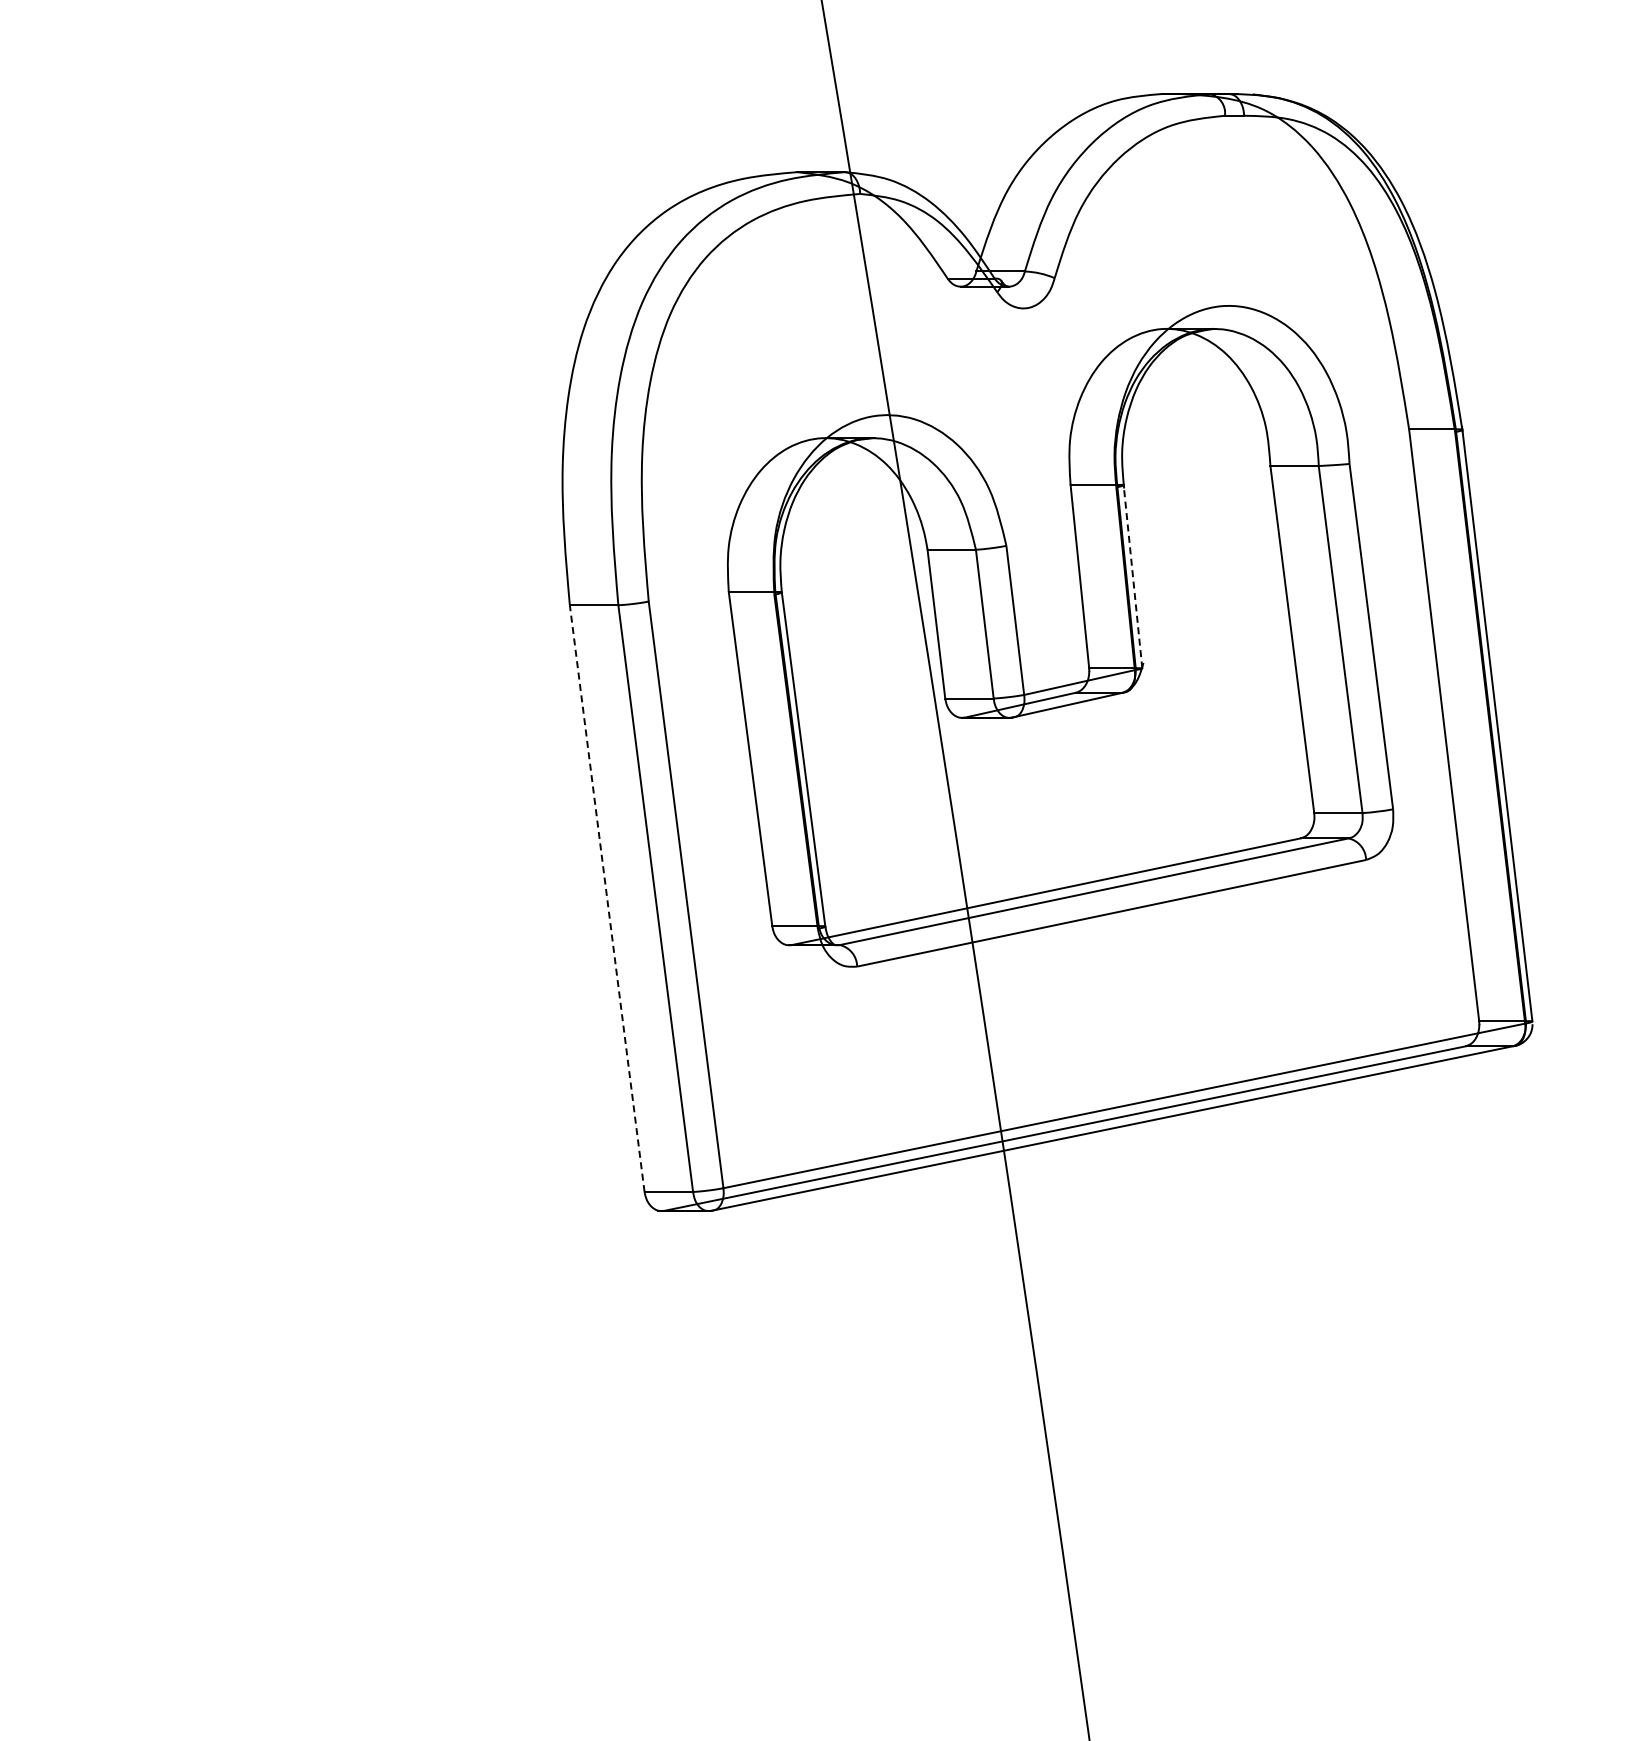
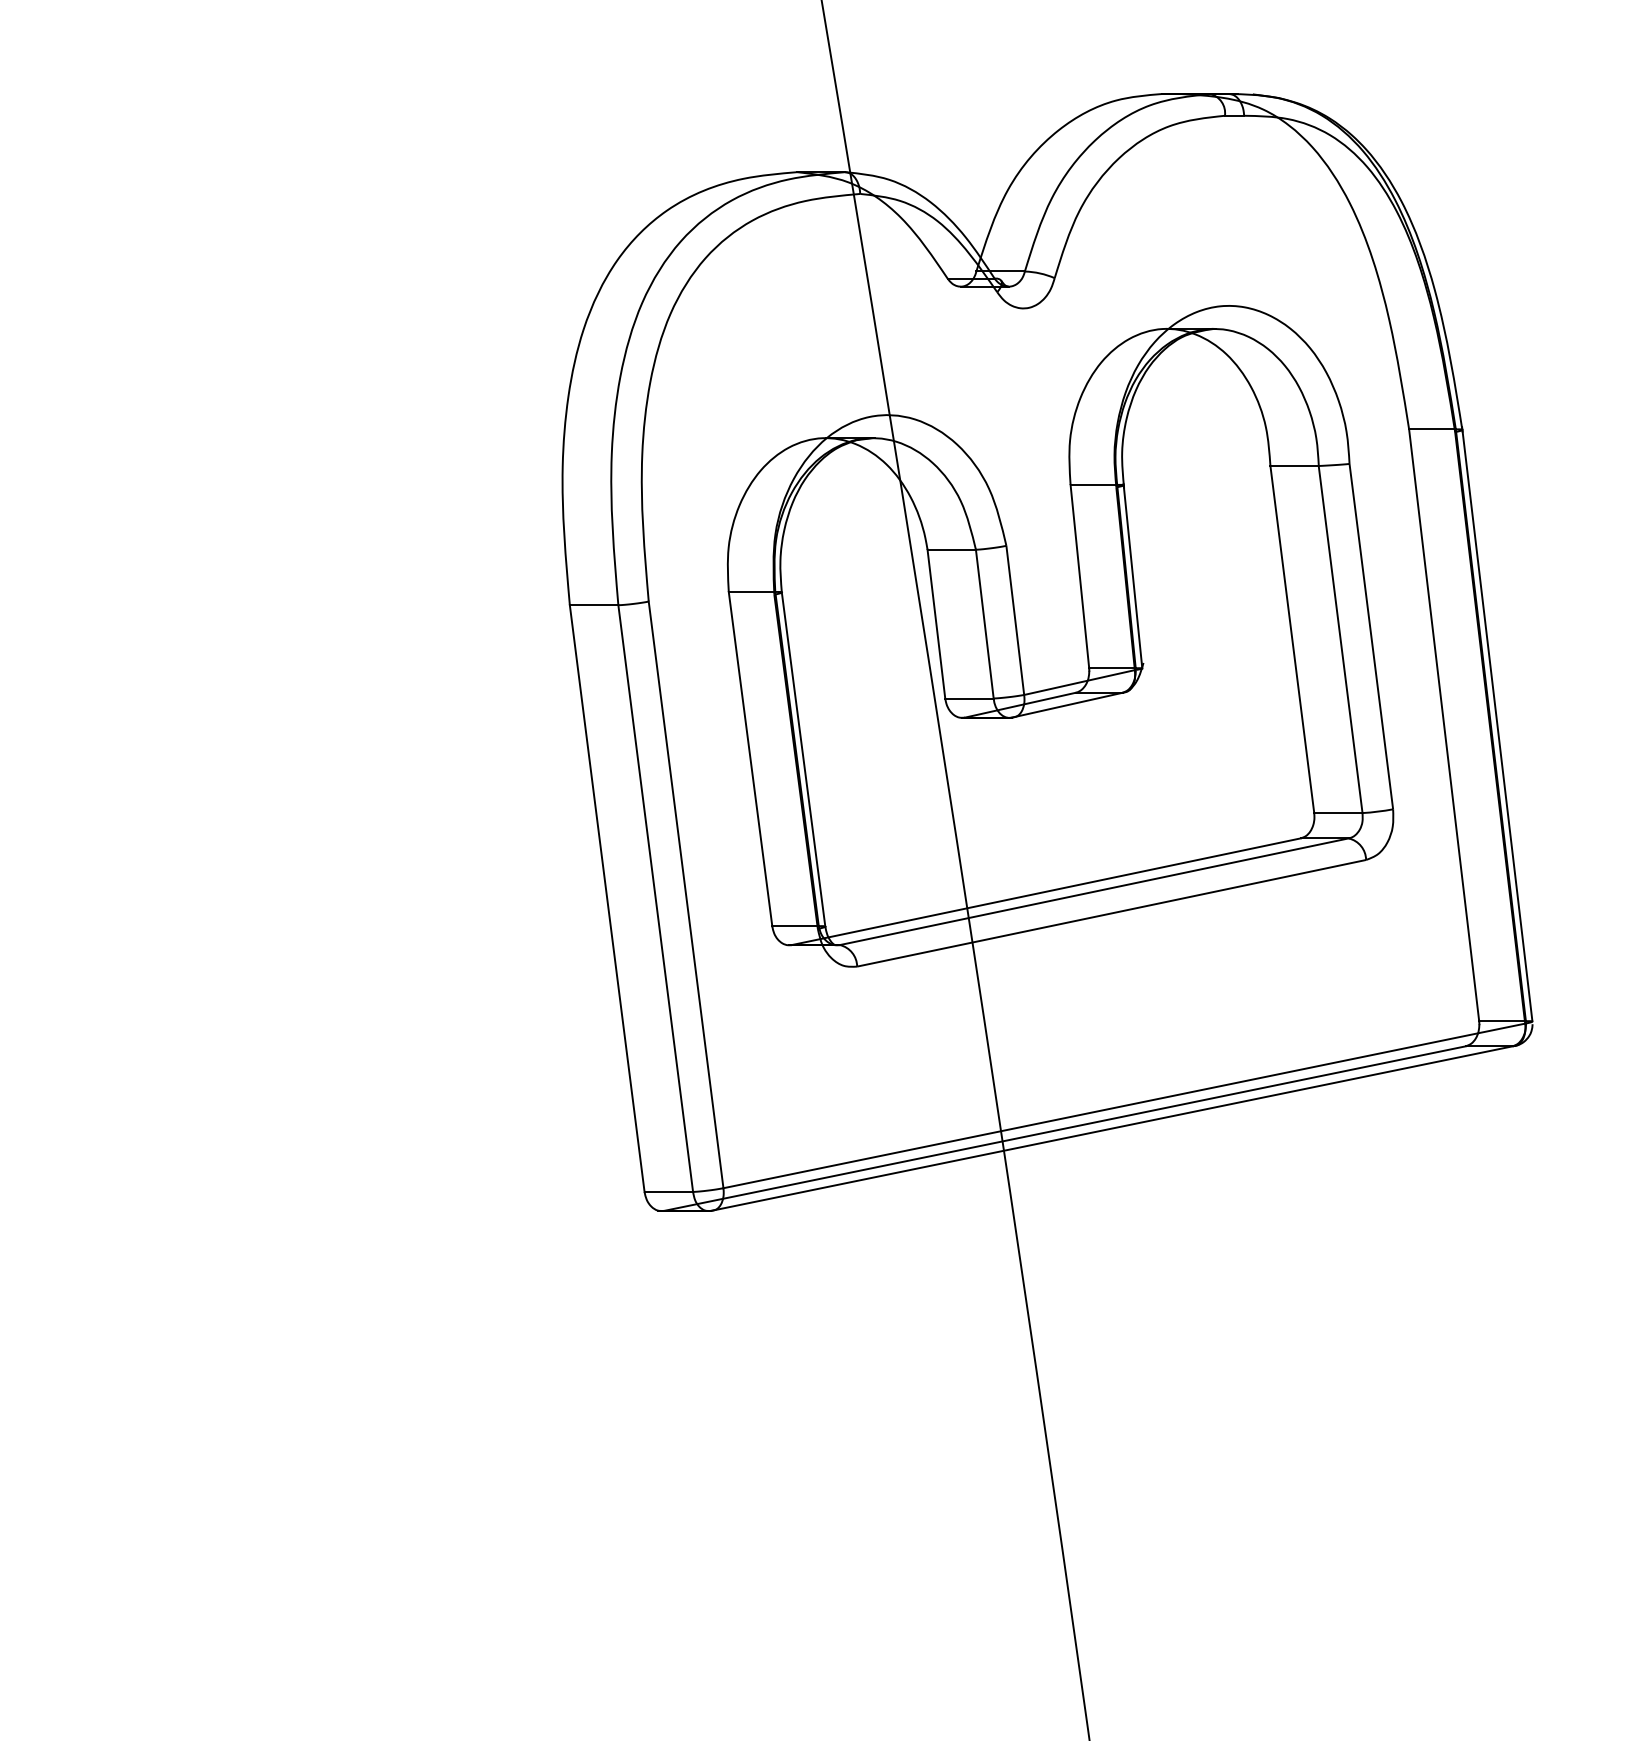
line: dashed -> solid (1132, 576)
line: dashed -> solid (607, 898)
